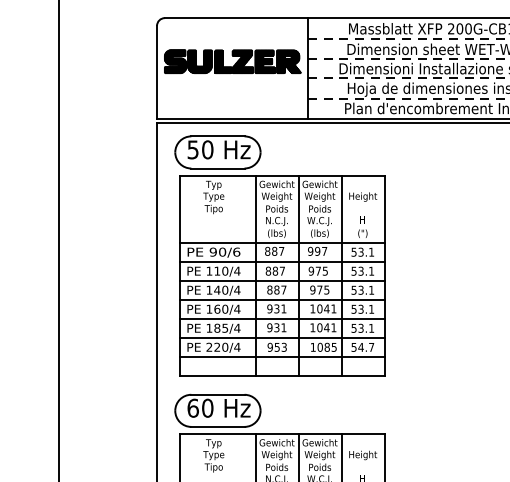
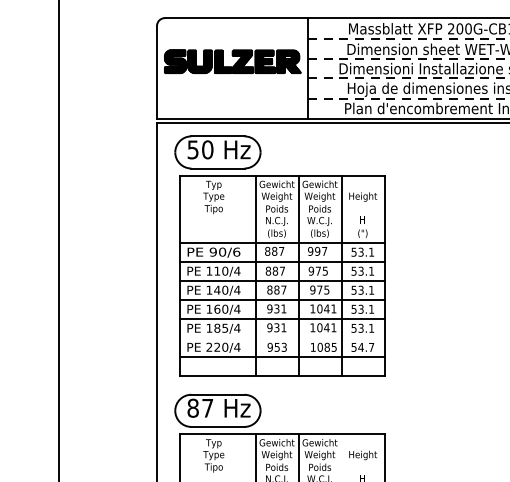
line: present -> none (281, 337)
text: 60 -> 87 (200, 407)
line: present -> none (341, 456)
